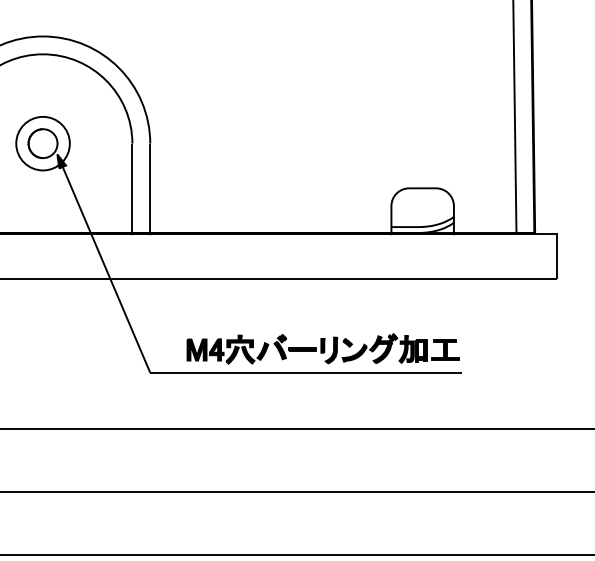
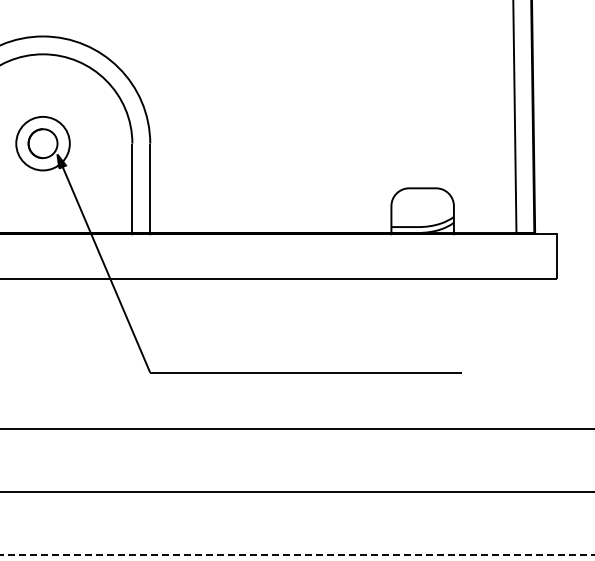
part: present -> none (322, 348)
line: solid -> dashed (297, 554)
